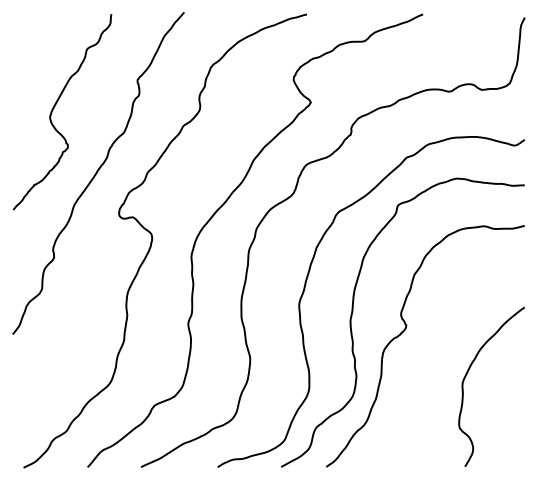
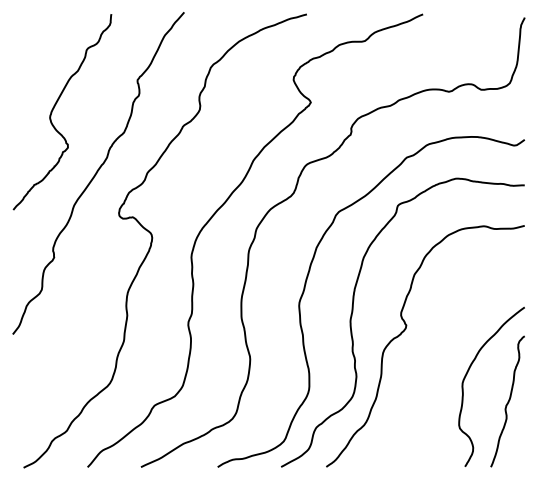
curve: none -> present (507, 401)
